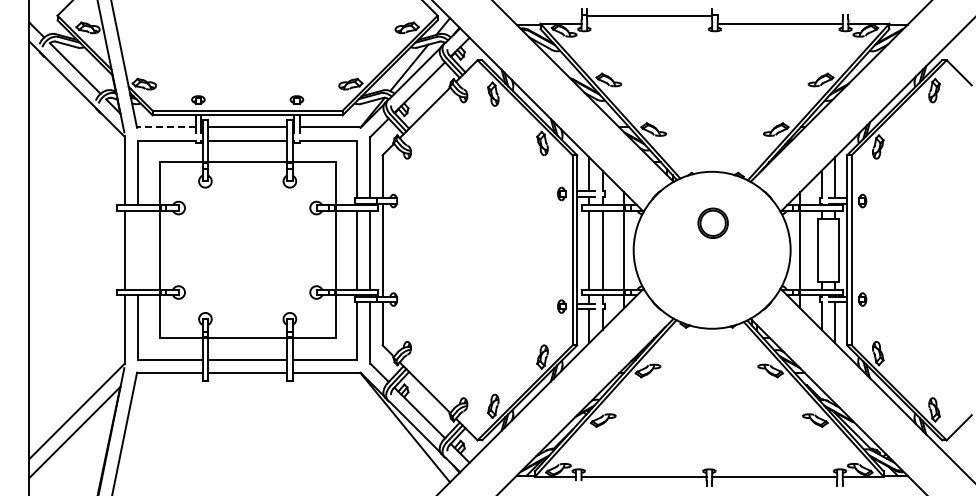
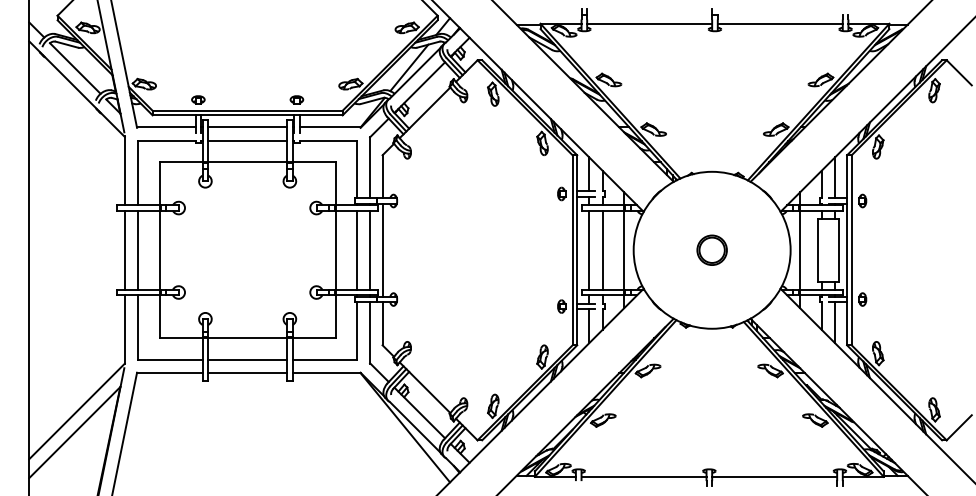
line position: (649, 15) -> (649, 23) (649, 23)
line: dashed -> solid (165, 127)
part position: (712, 222) -> (711, 249) (711, 249)
line: none -> present (138, 249)
